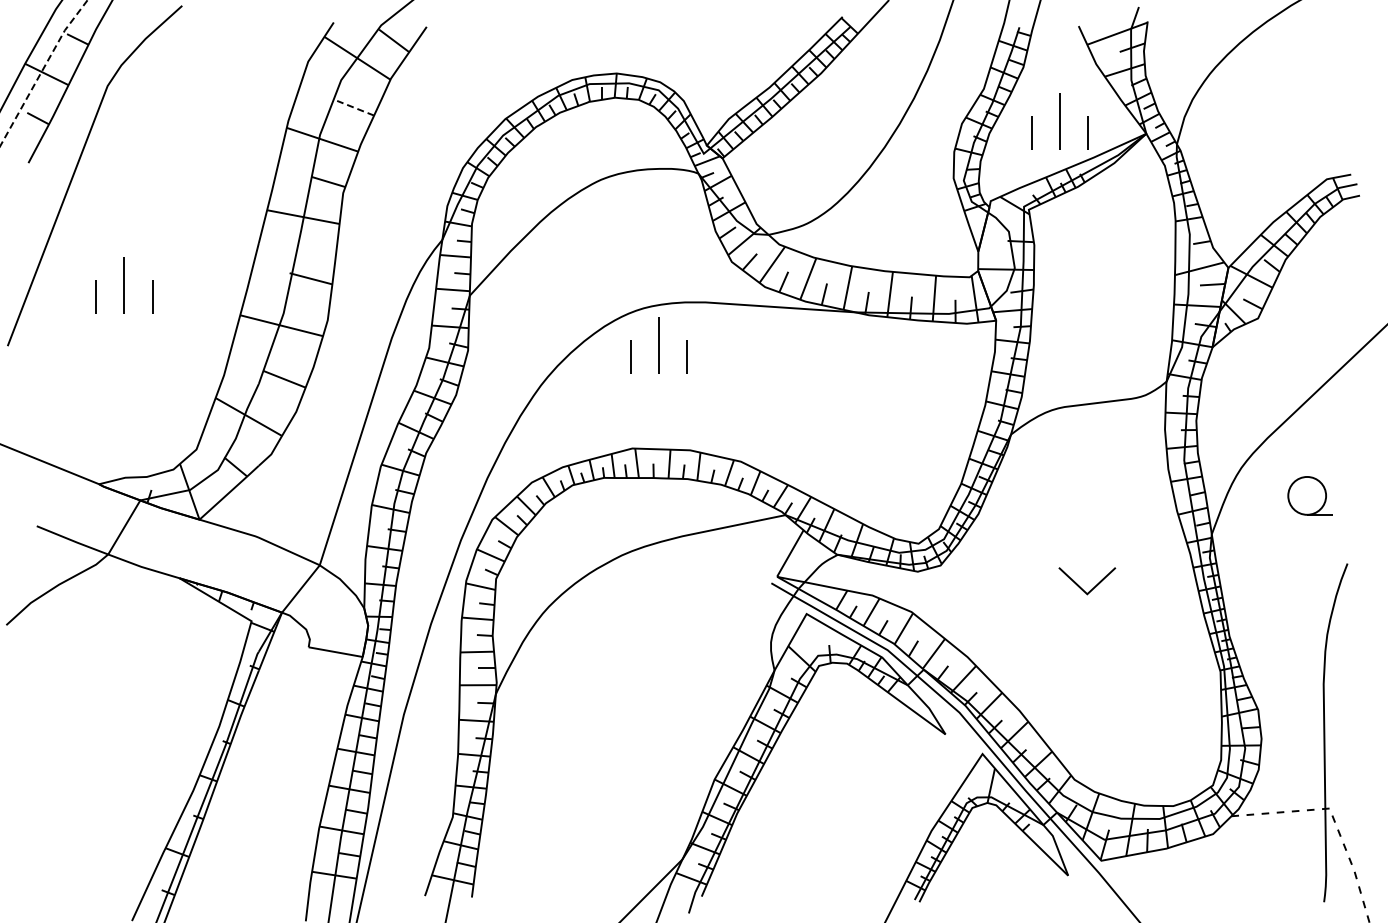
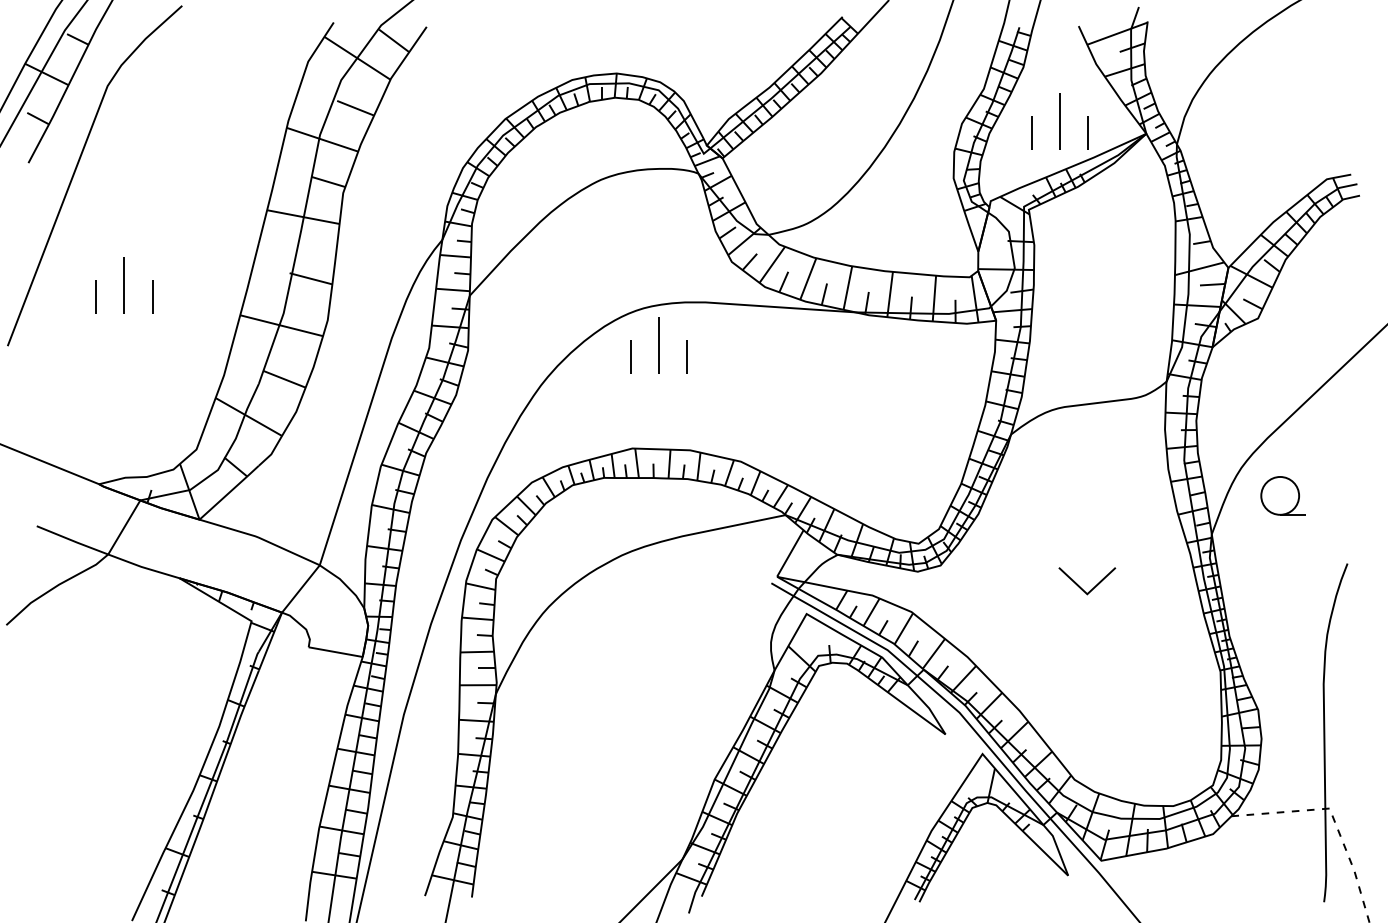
line: dashed -> solid (42, 71)
line: dashed -> solid (355, 108)
part position: (1309, 495) -> (1282, 495) (1282, 495)
